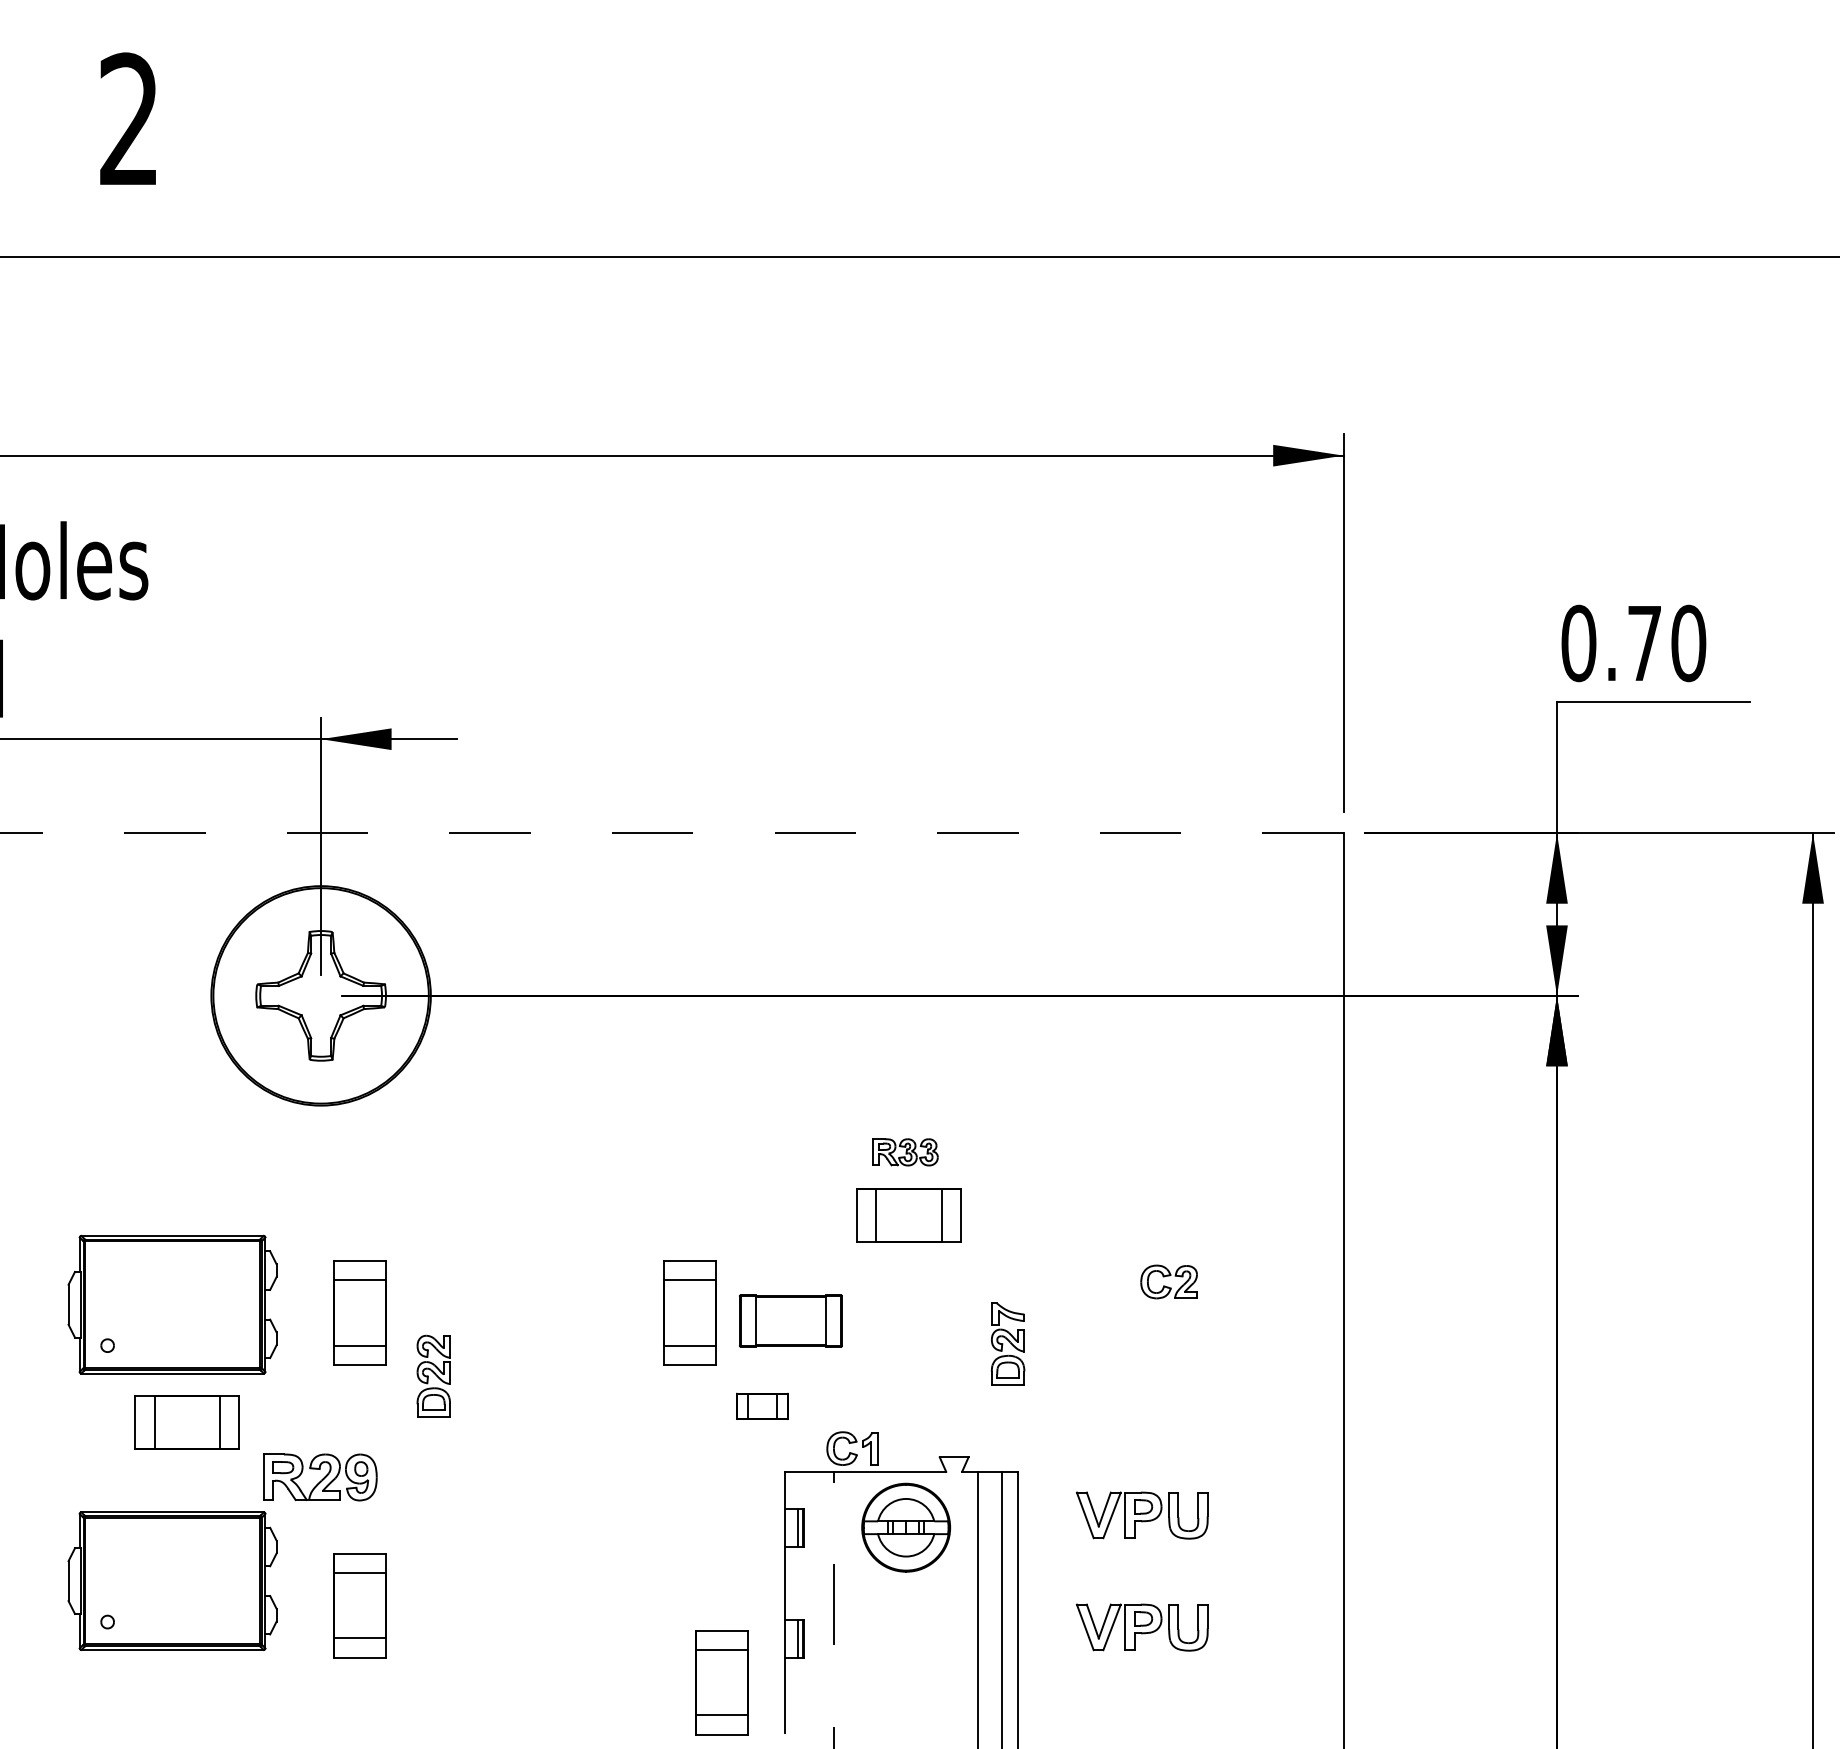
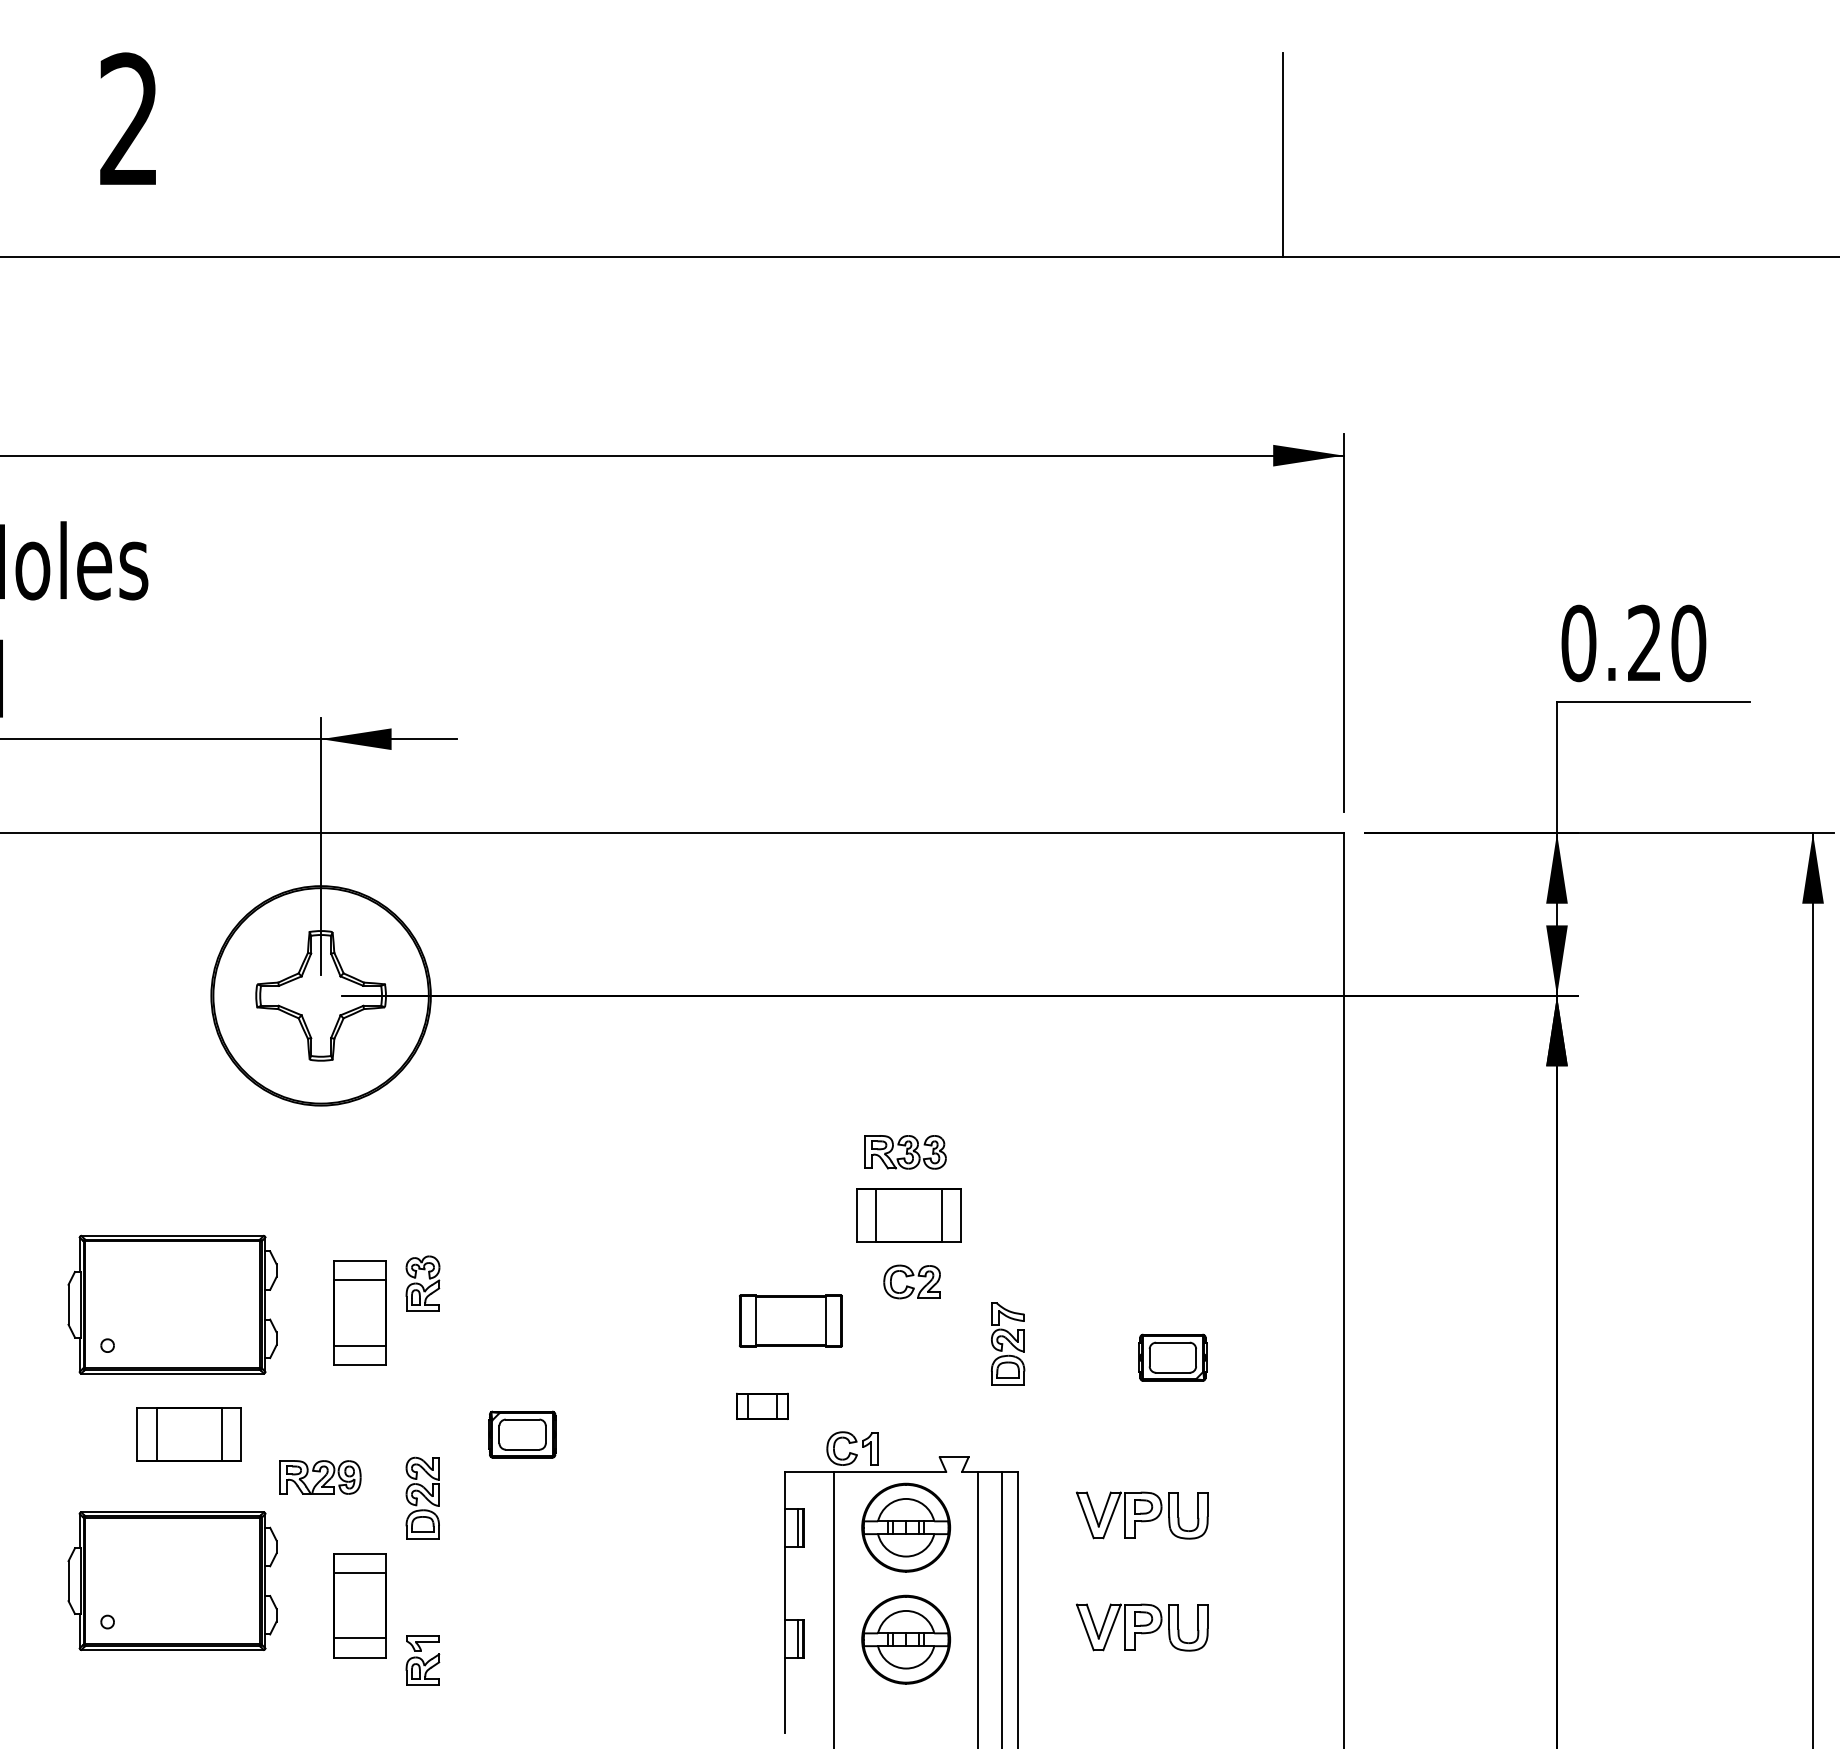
line: none -> present (1282, 154)
text: 0.70 -> 0.20 (1644, 642)
line: dashed -> solid (671, 833)
part size: 67x29 px -> 83x35 px (905, 1152)
part position: (1168, 1281) -> (911, 1281) (911, 1281)
part: none -> present (422, 1283)
part: present -> none (689, 1312)
part: none -> present (1172, 1357)
part position: (433, 1375) -> (422, 1497) (422, 1497)
part position: (186, 1422) -> (188, 1434) (188, 1434)
part: none -> present (522, 1434)
part size: 115x49 px -> 83x35 px (320, 1477)
line: dashed -> solid (834, 1610)
part: none -> present (906, 1639)
part: none -> present (422, 1660)
part: present -> none (721, 1682)
